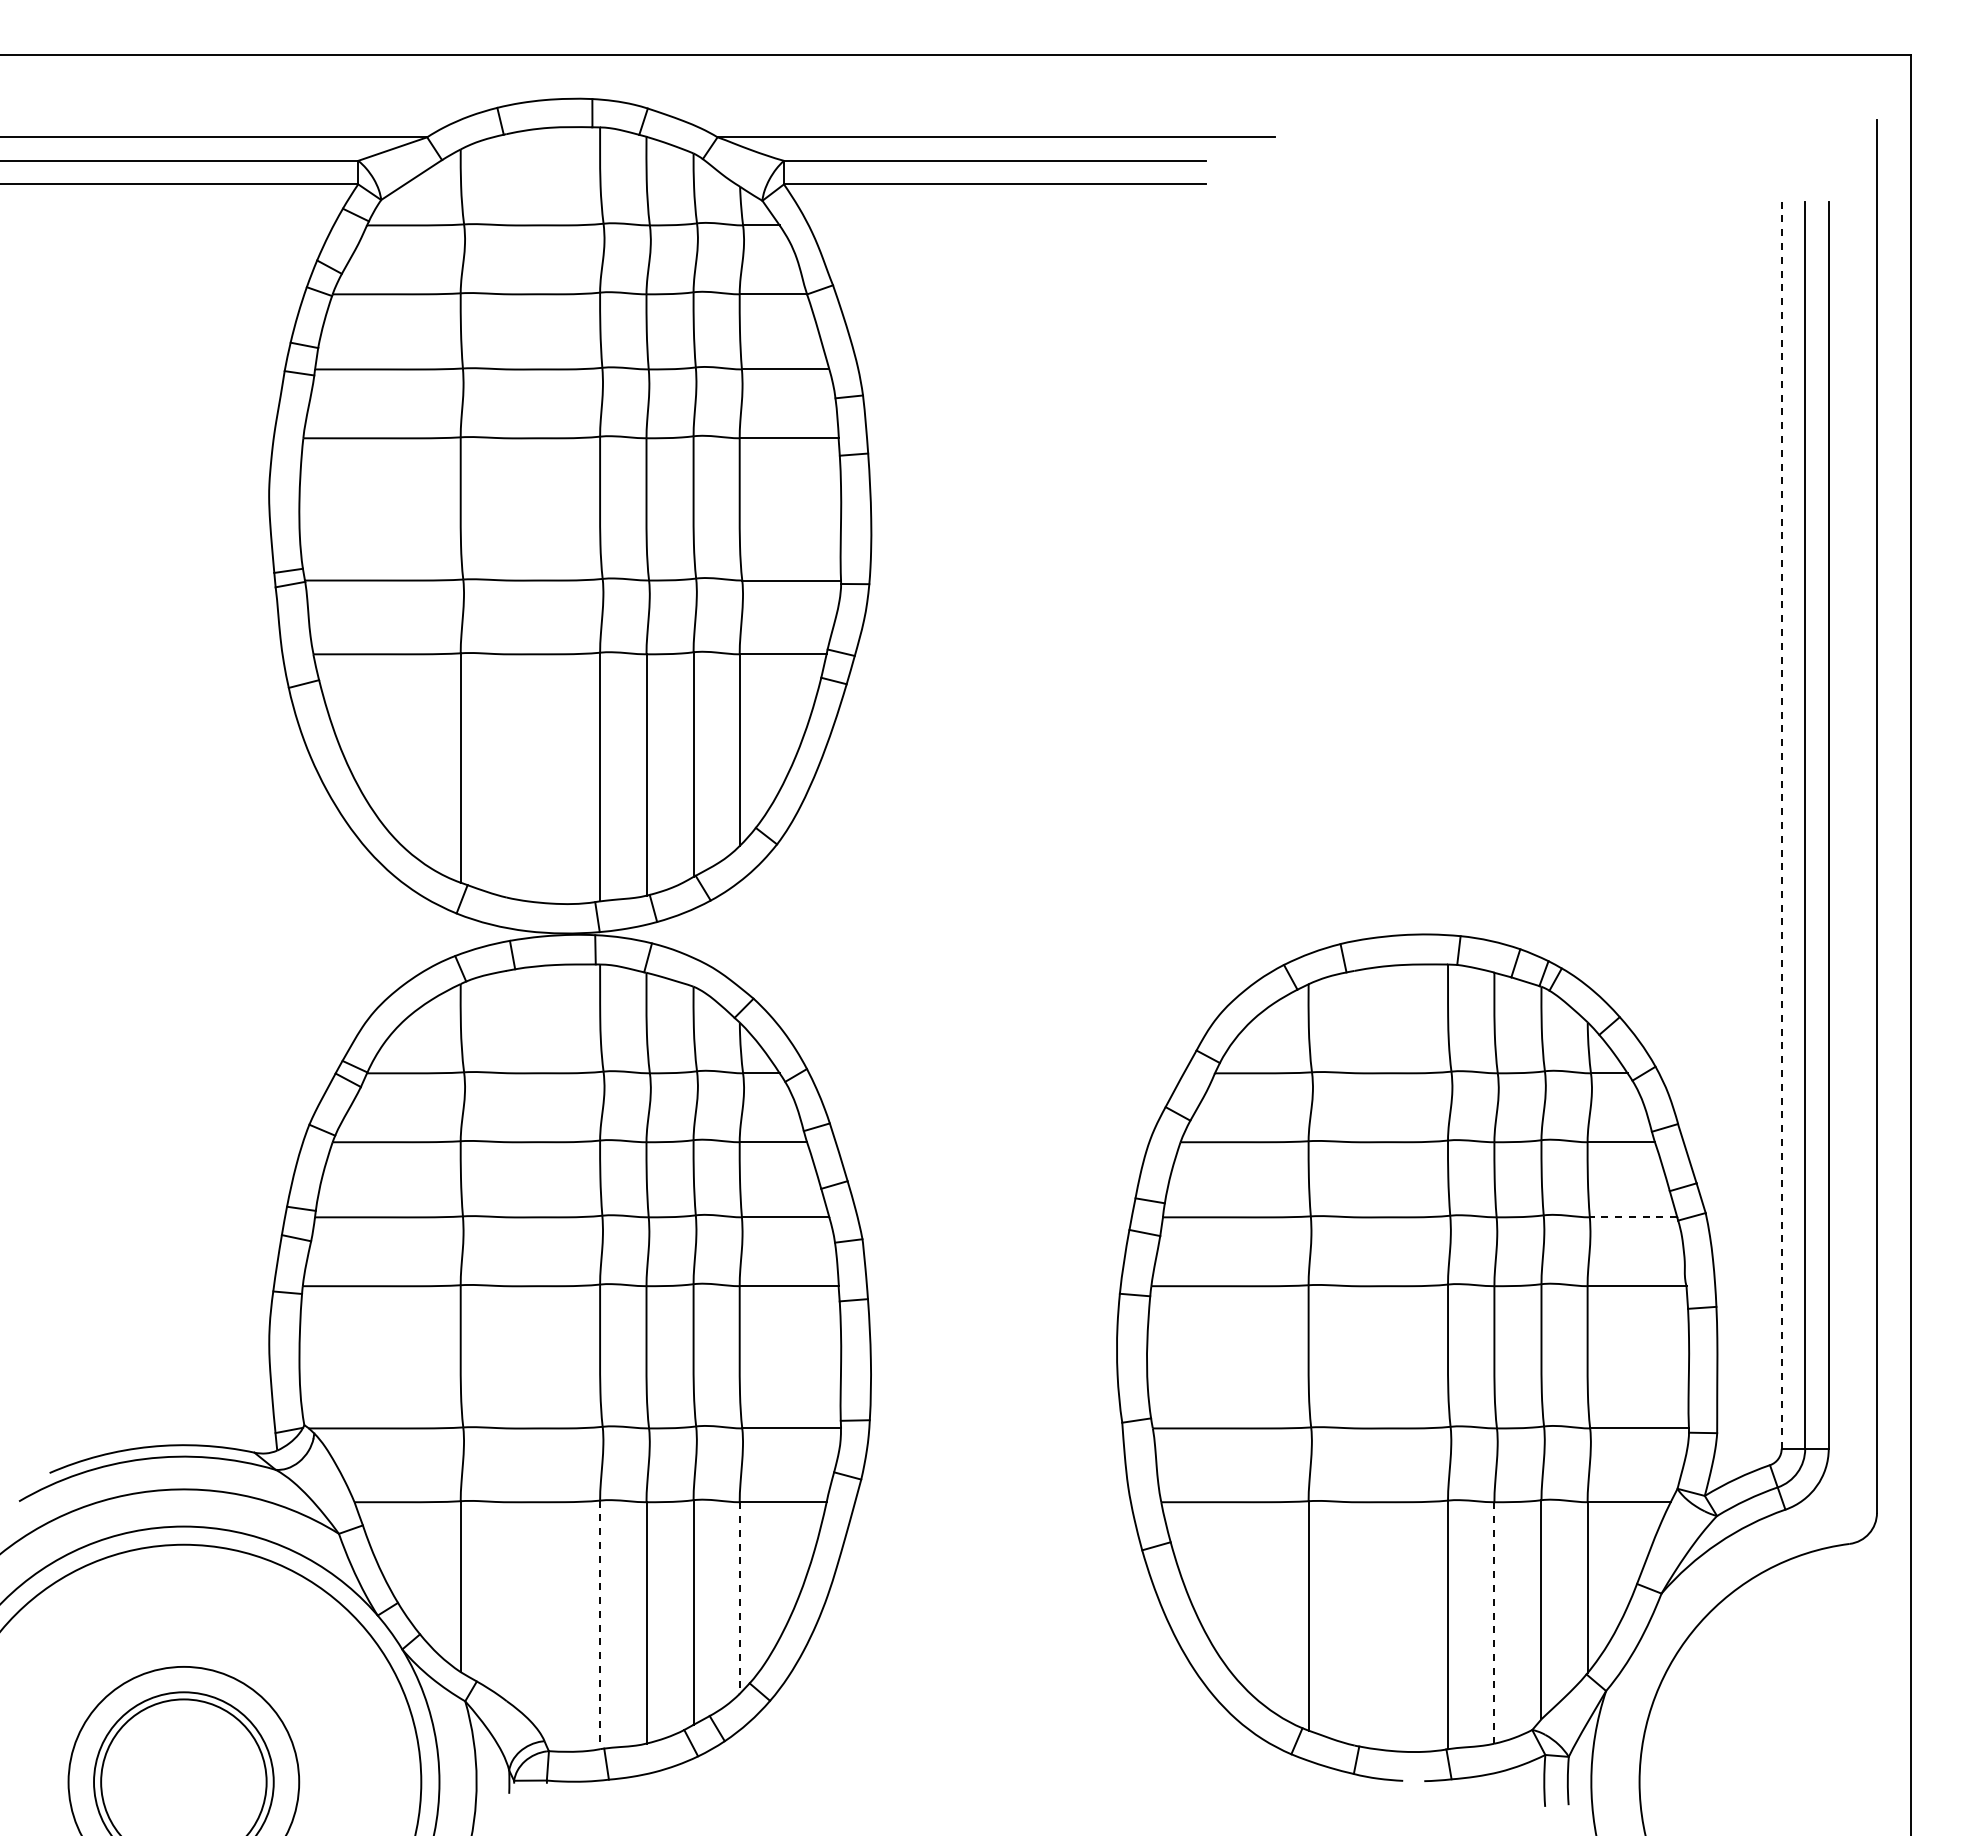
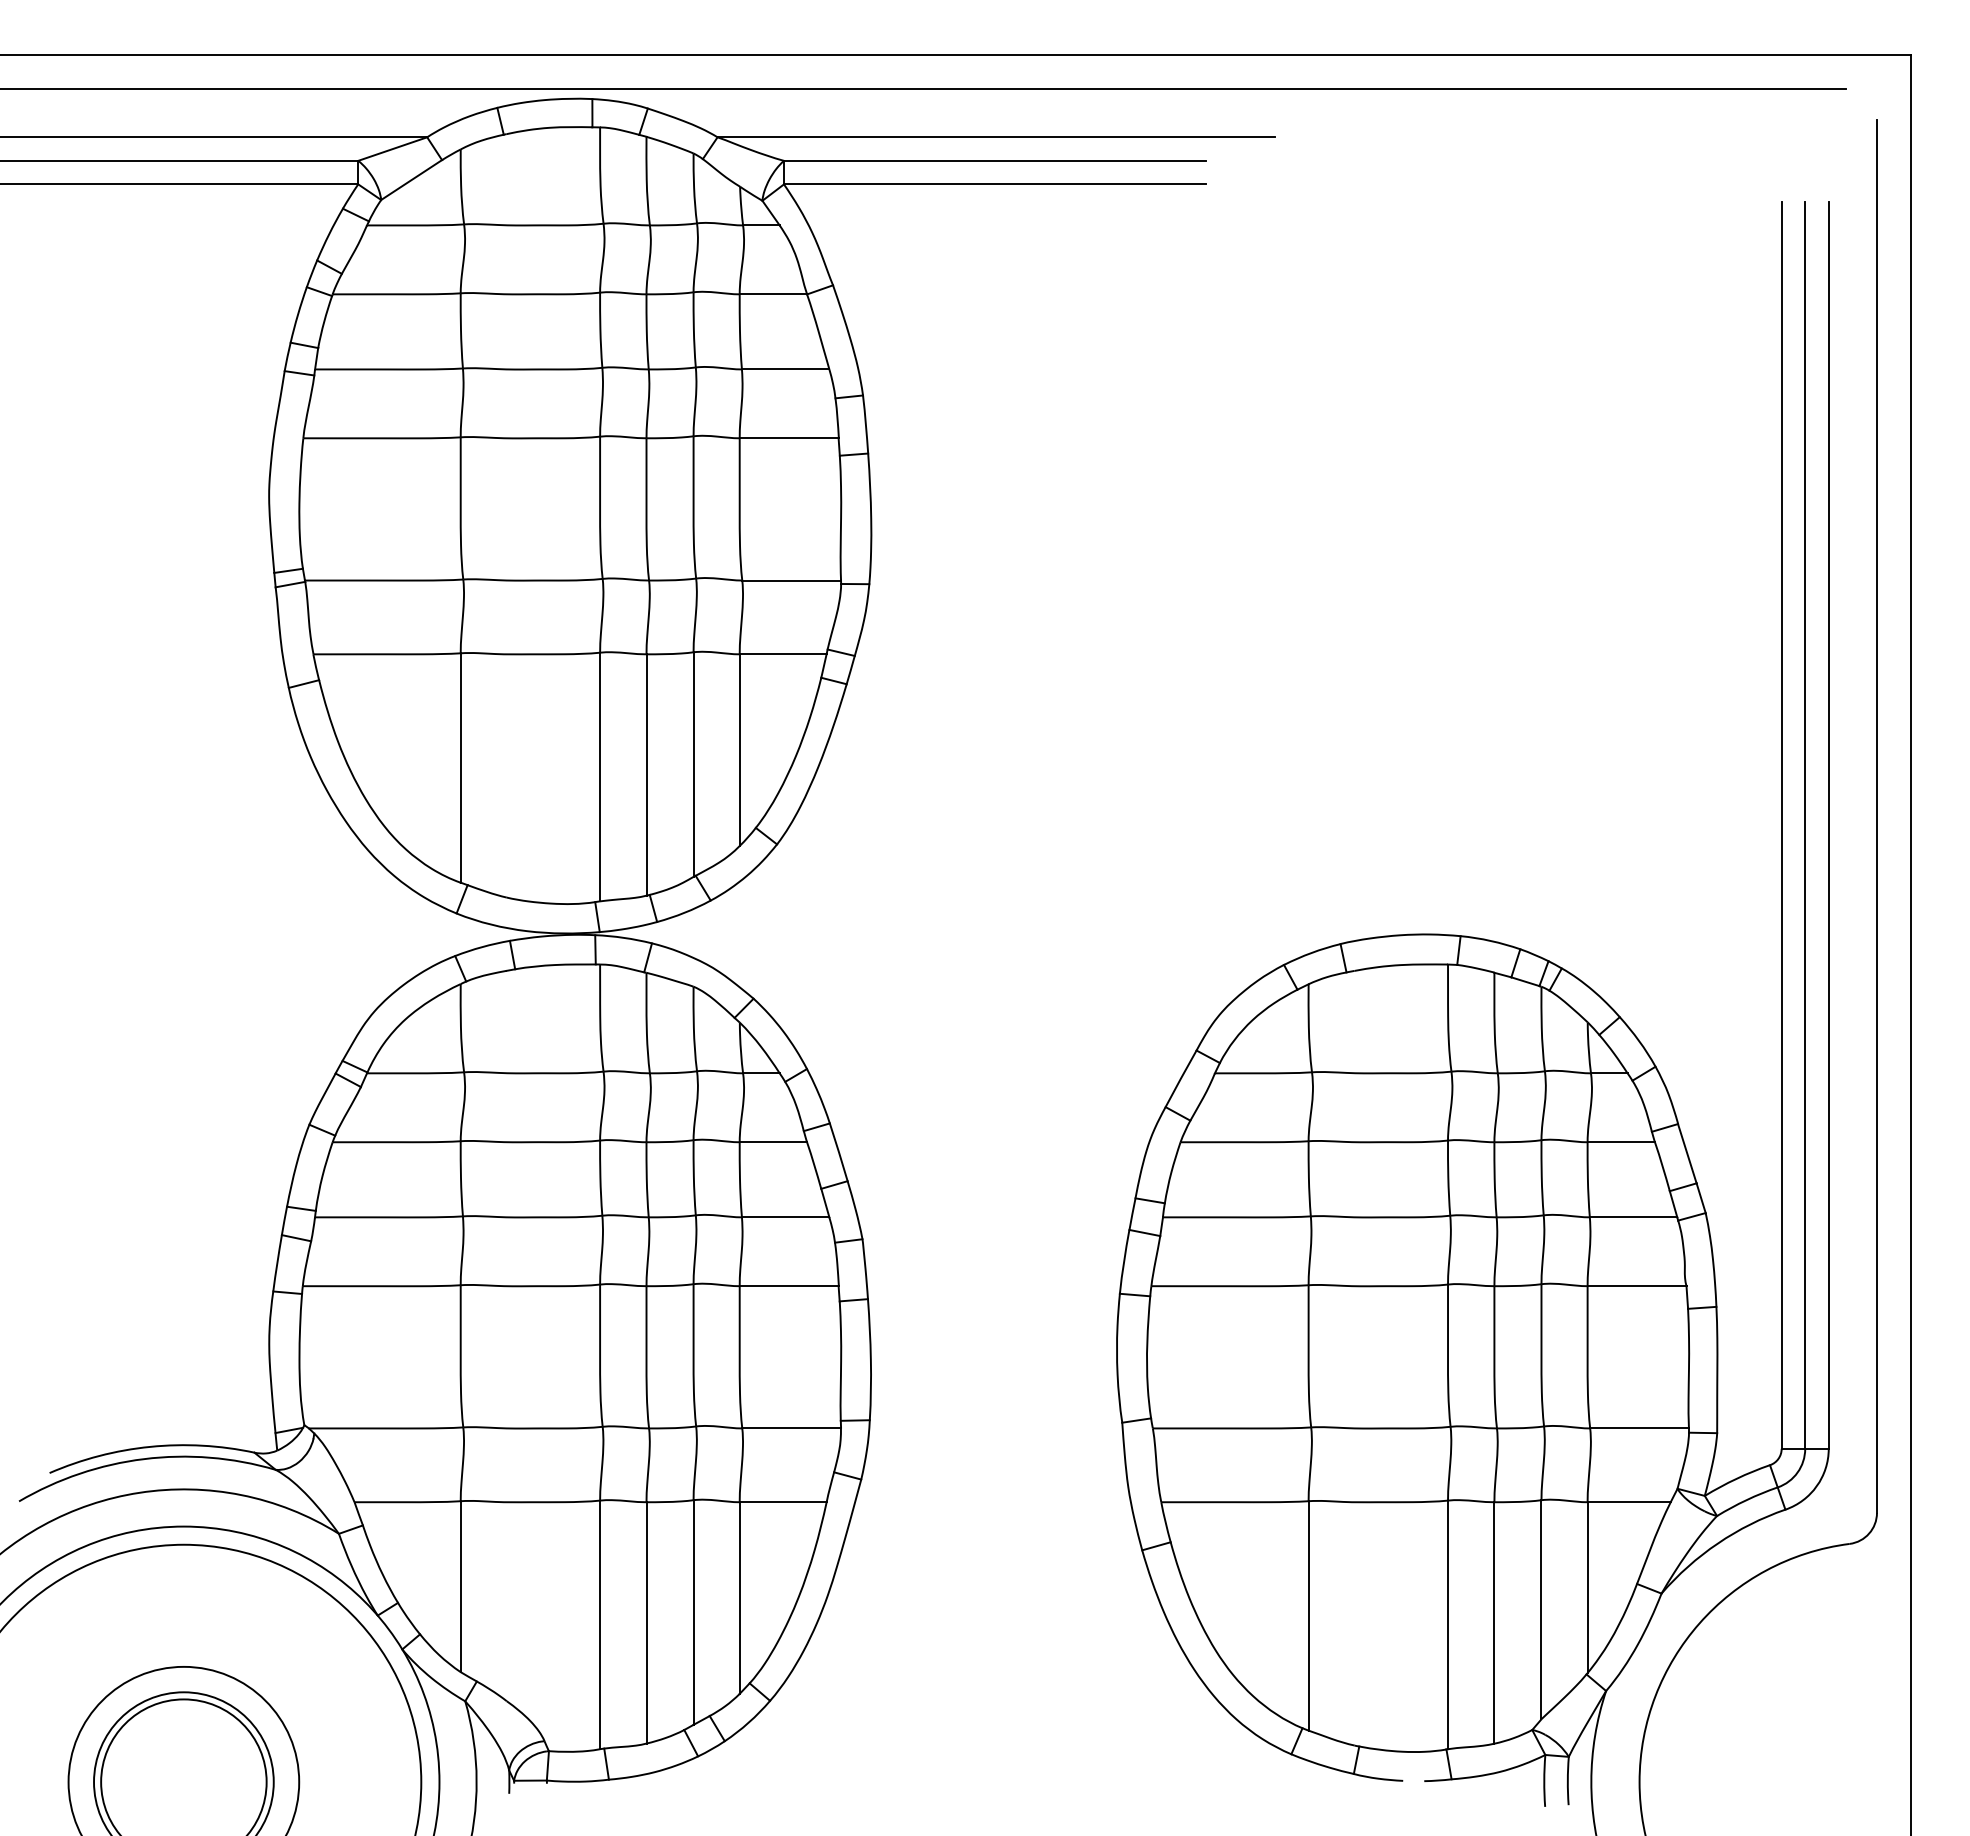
line: none -> present (923, 89)
line: dashed -> solid (1781, 825)
line: dashed -> solid (1633, 1217)
line: dashed -> solid (739, 1598)
line: dashed -> solid (1494, 1622)
line: dashed -> solid (600, 1625)
